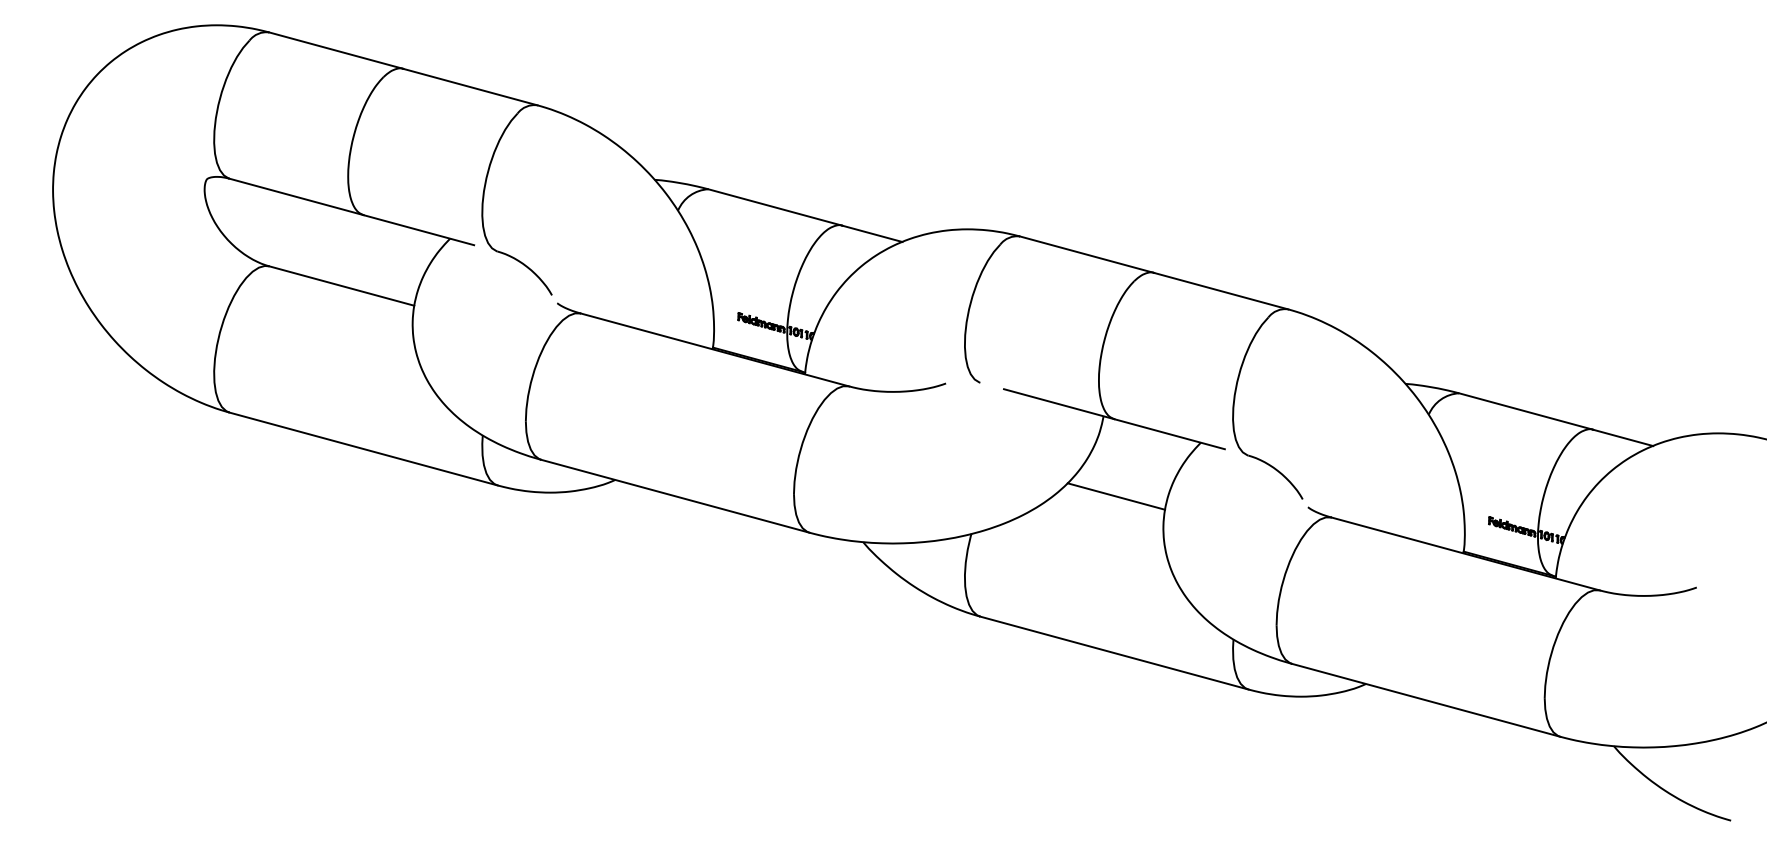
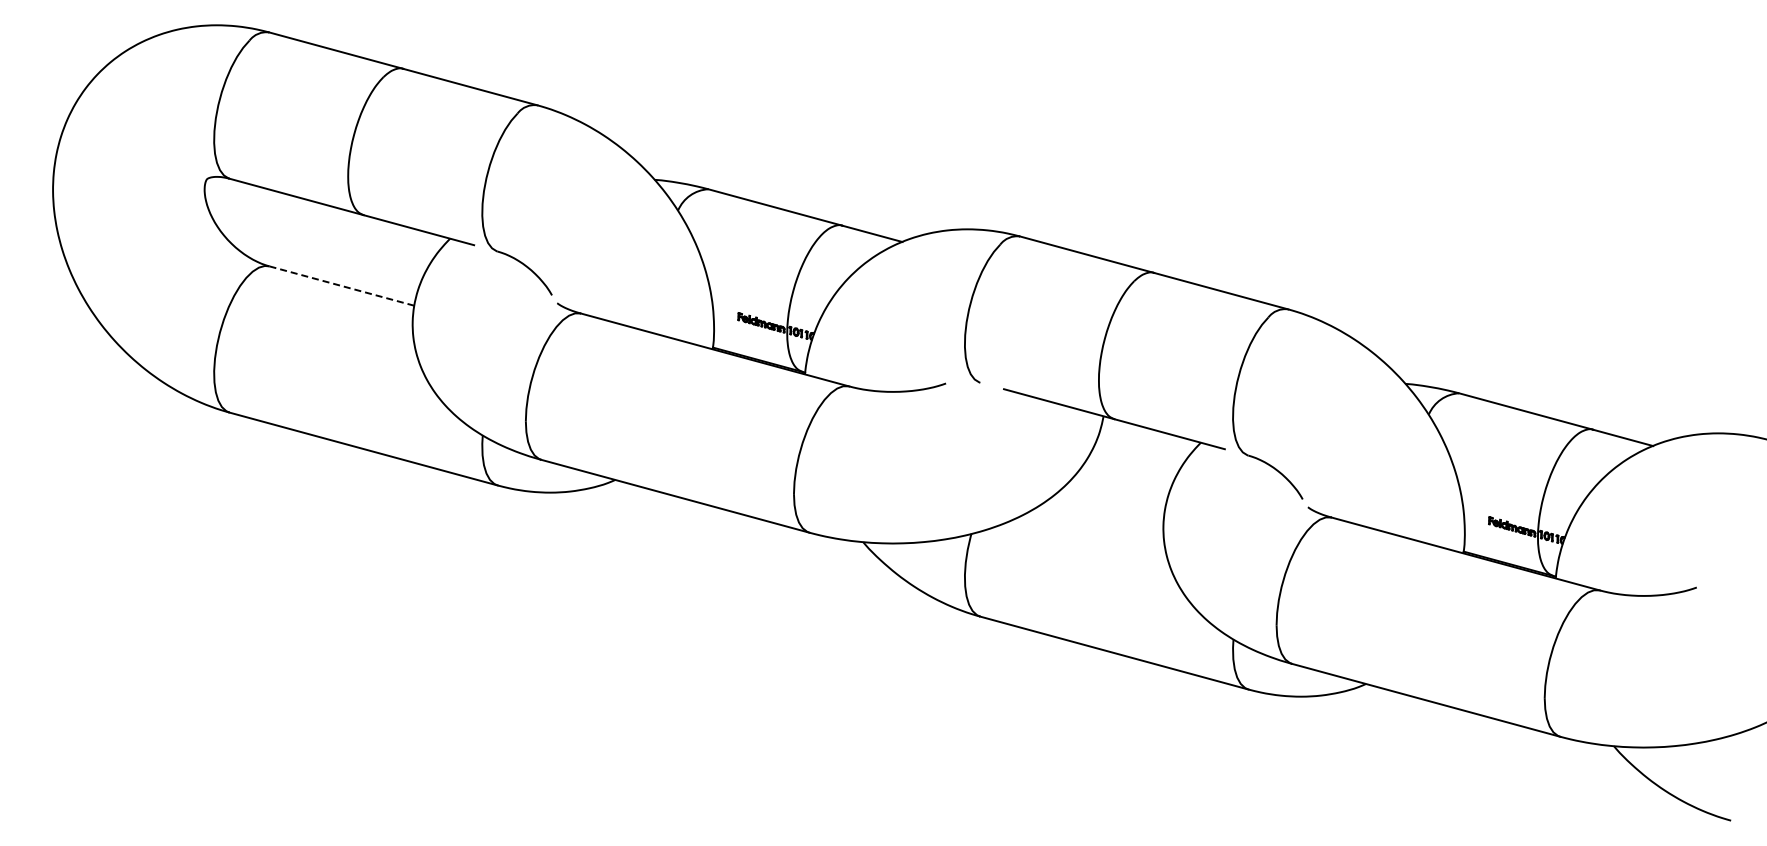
line: solid -> dashed (341, 285)
line: present -> none (1116, 496)
